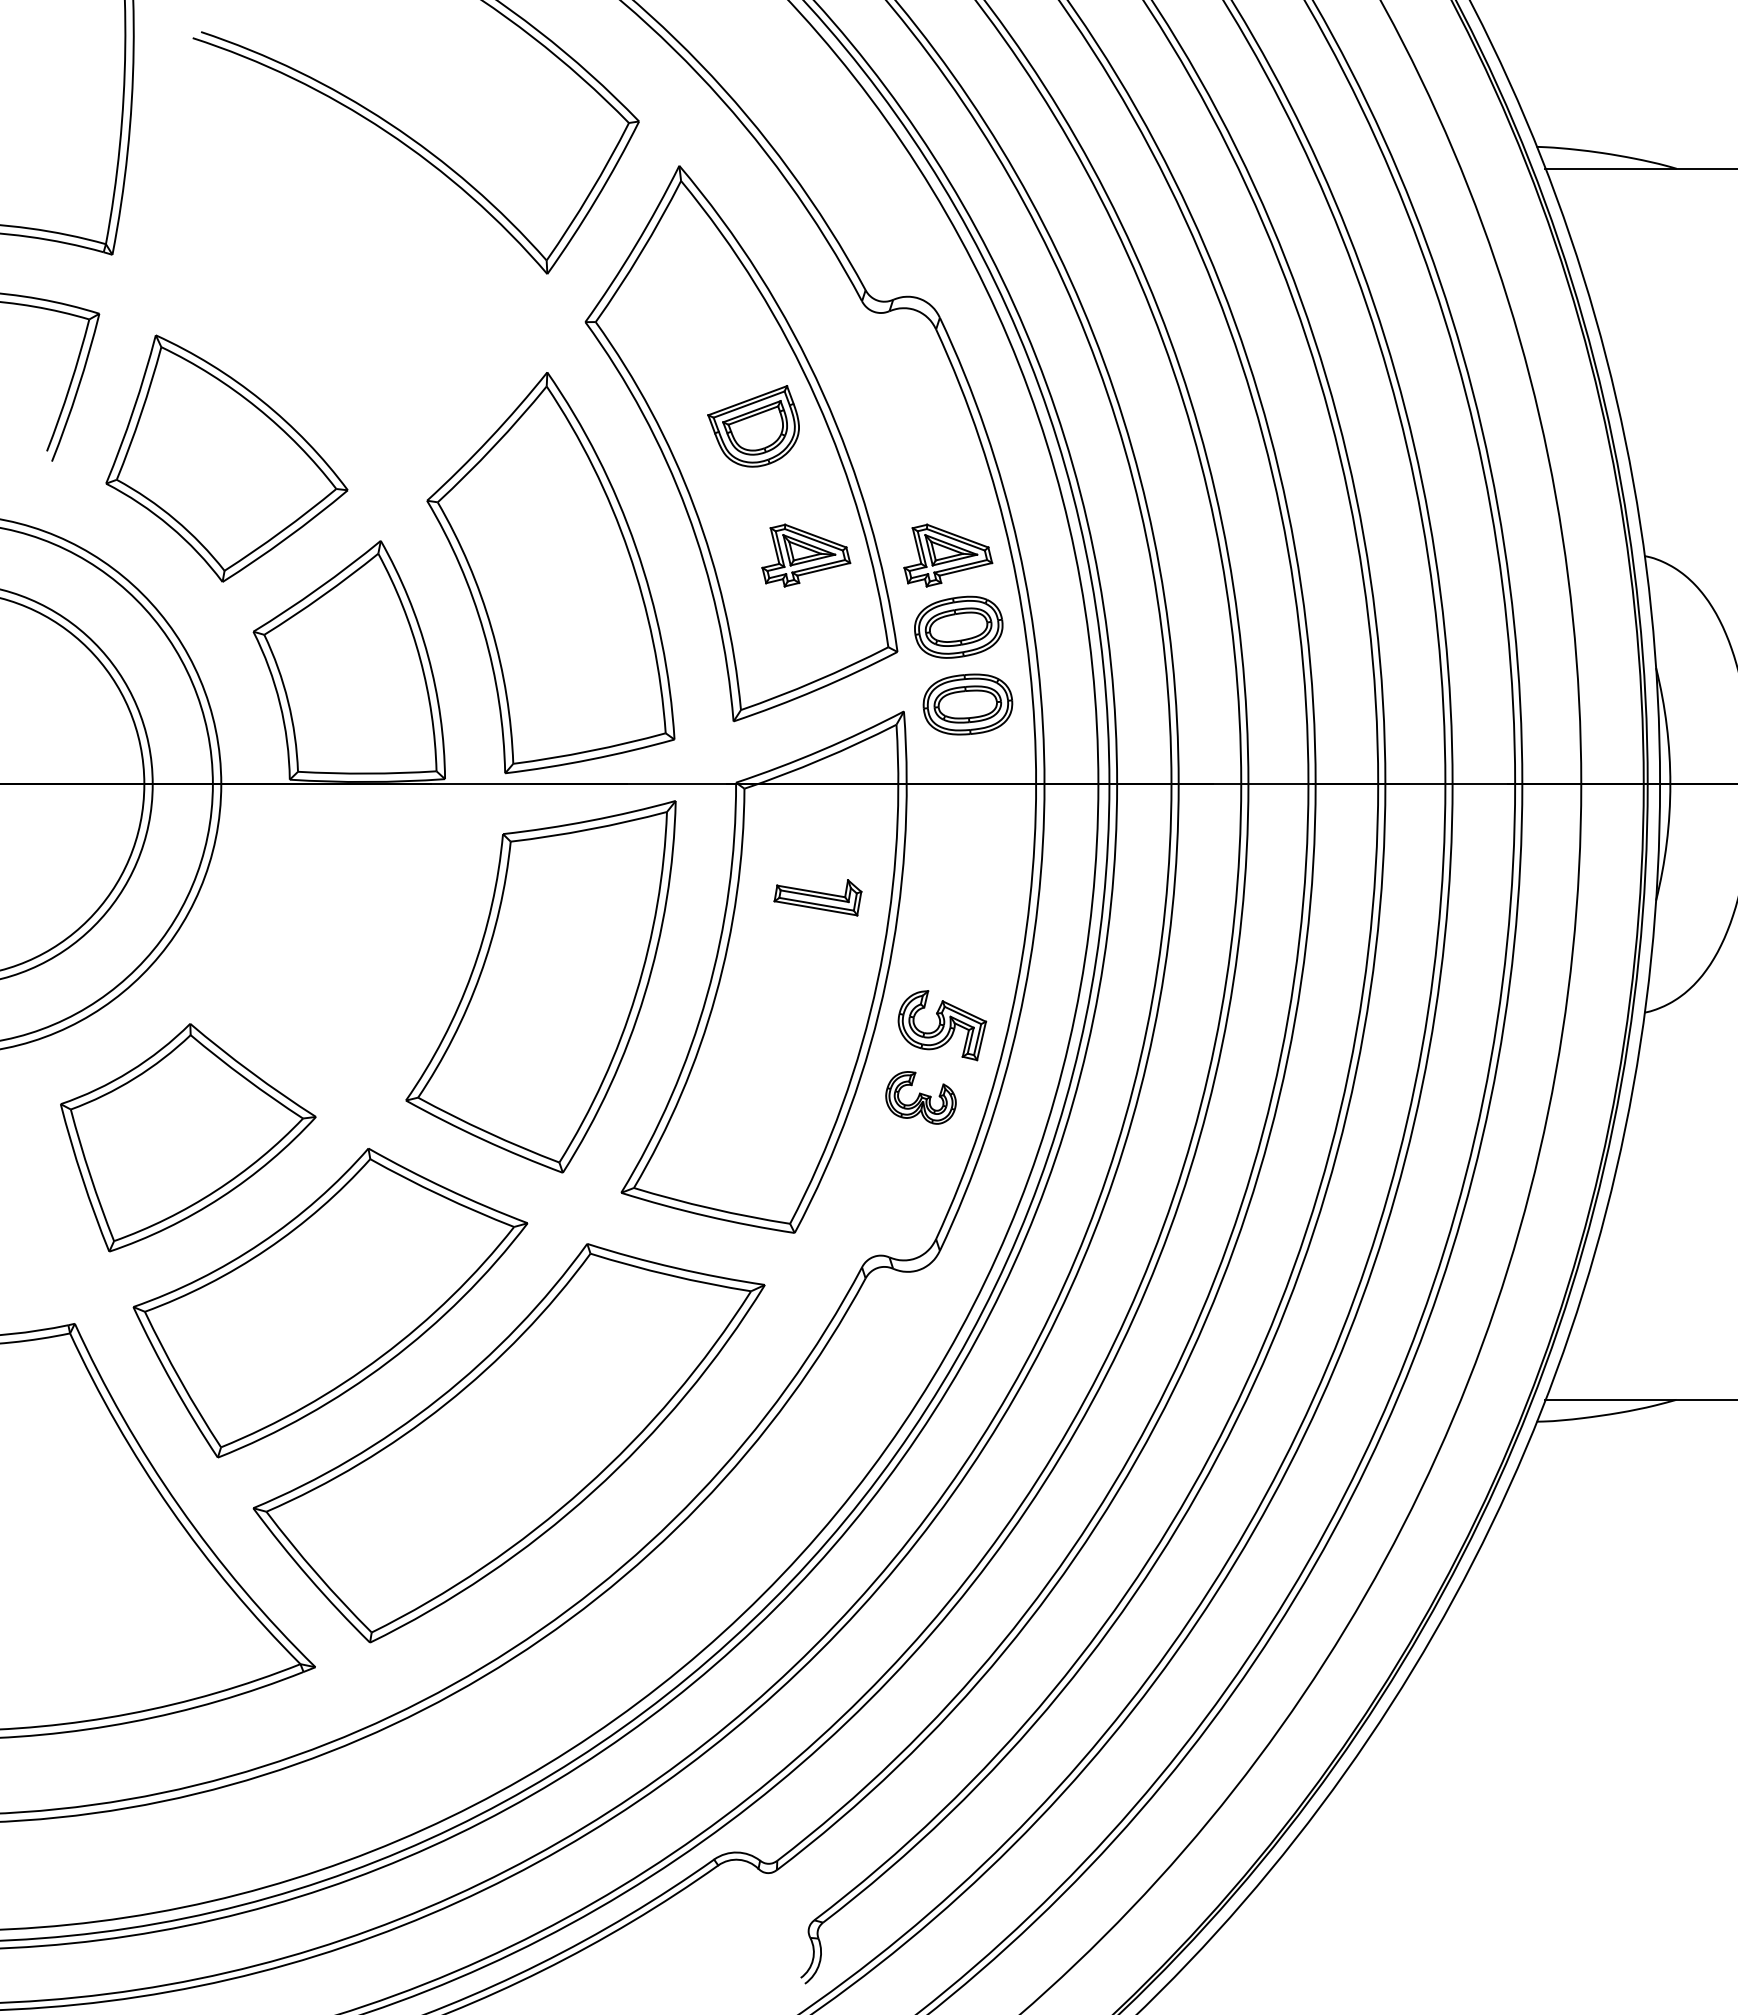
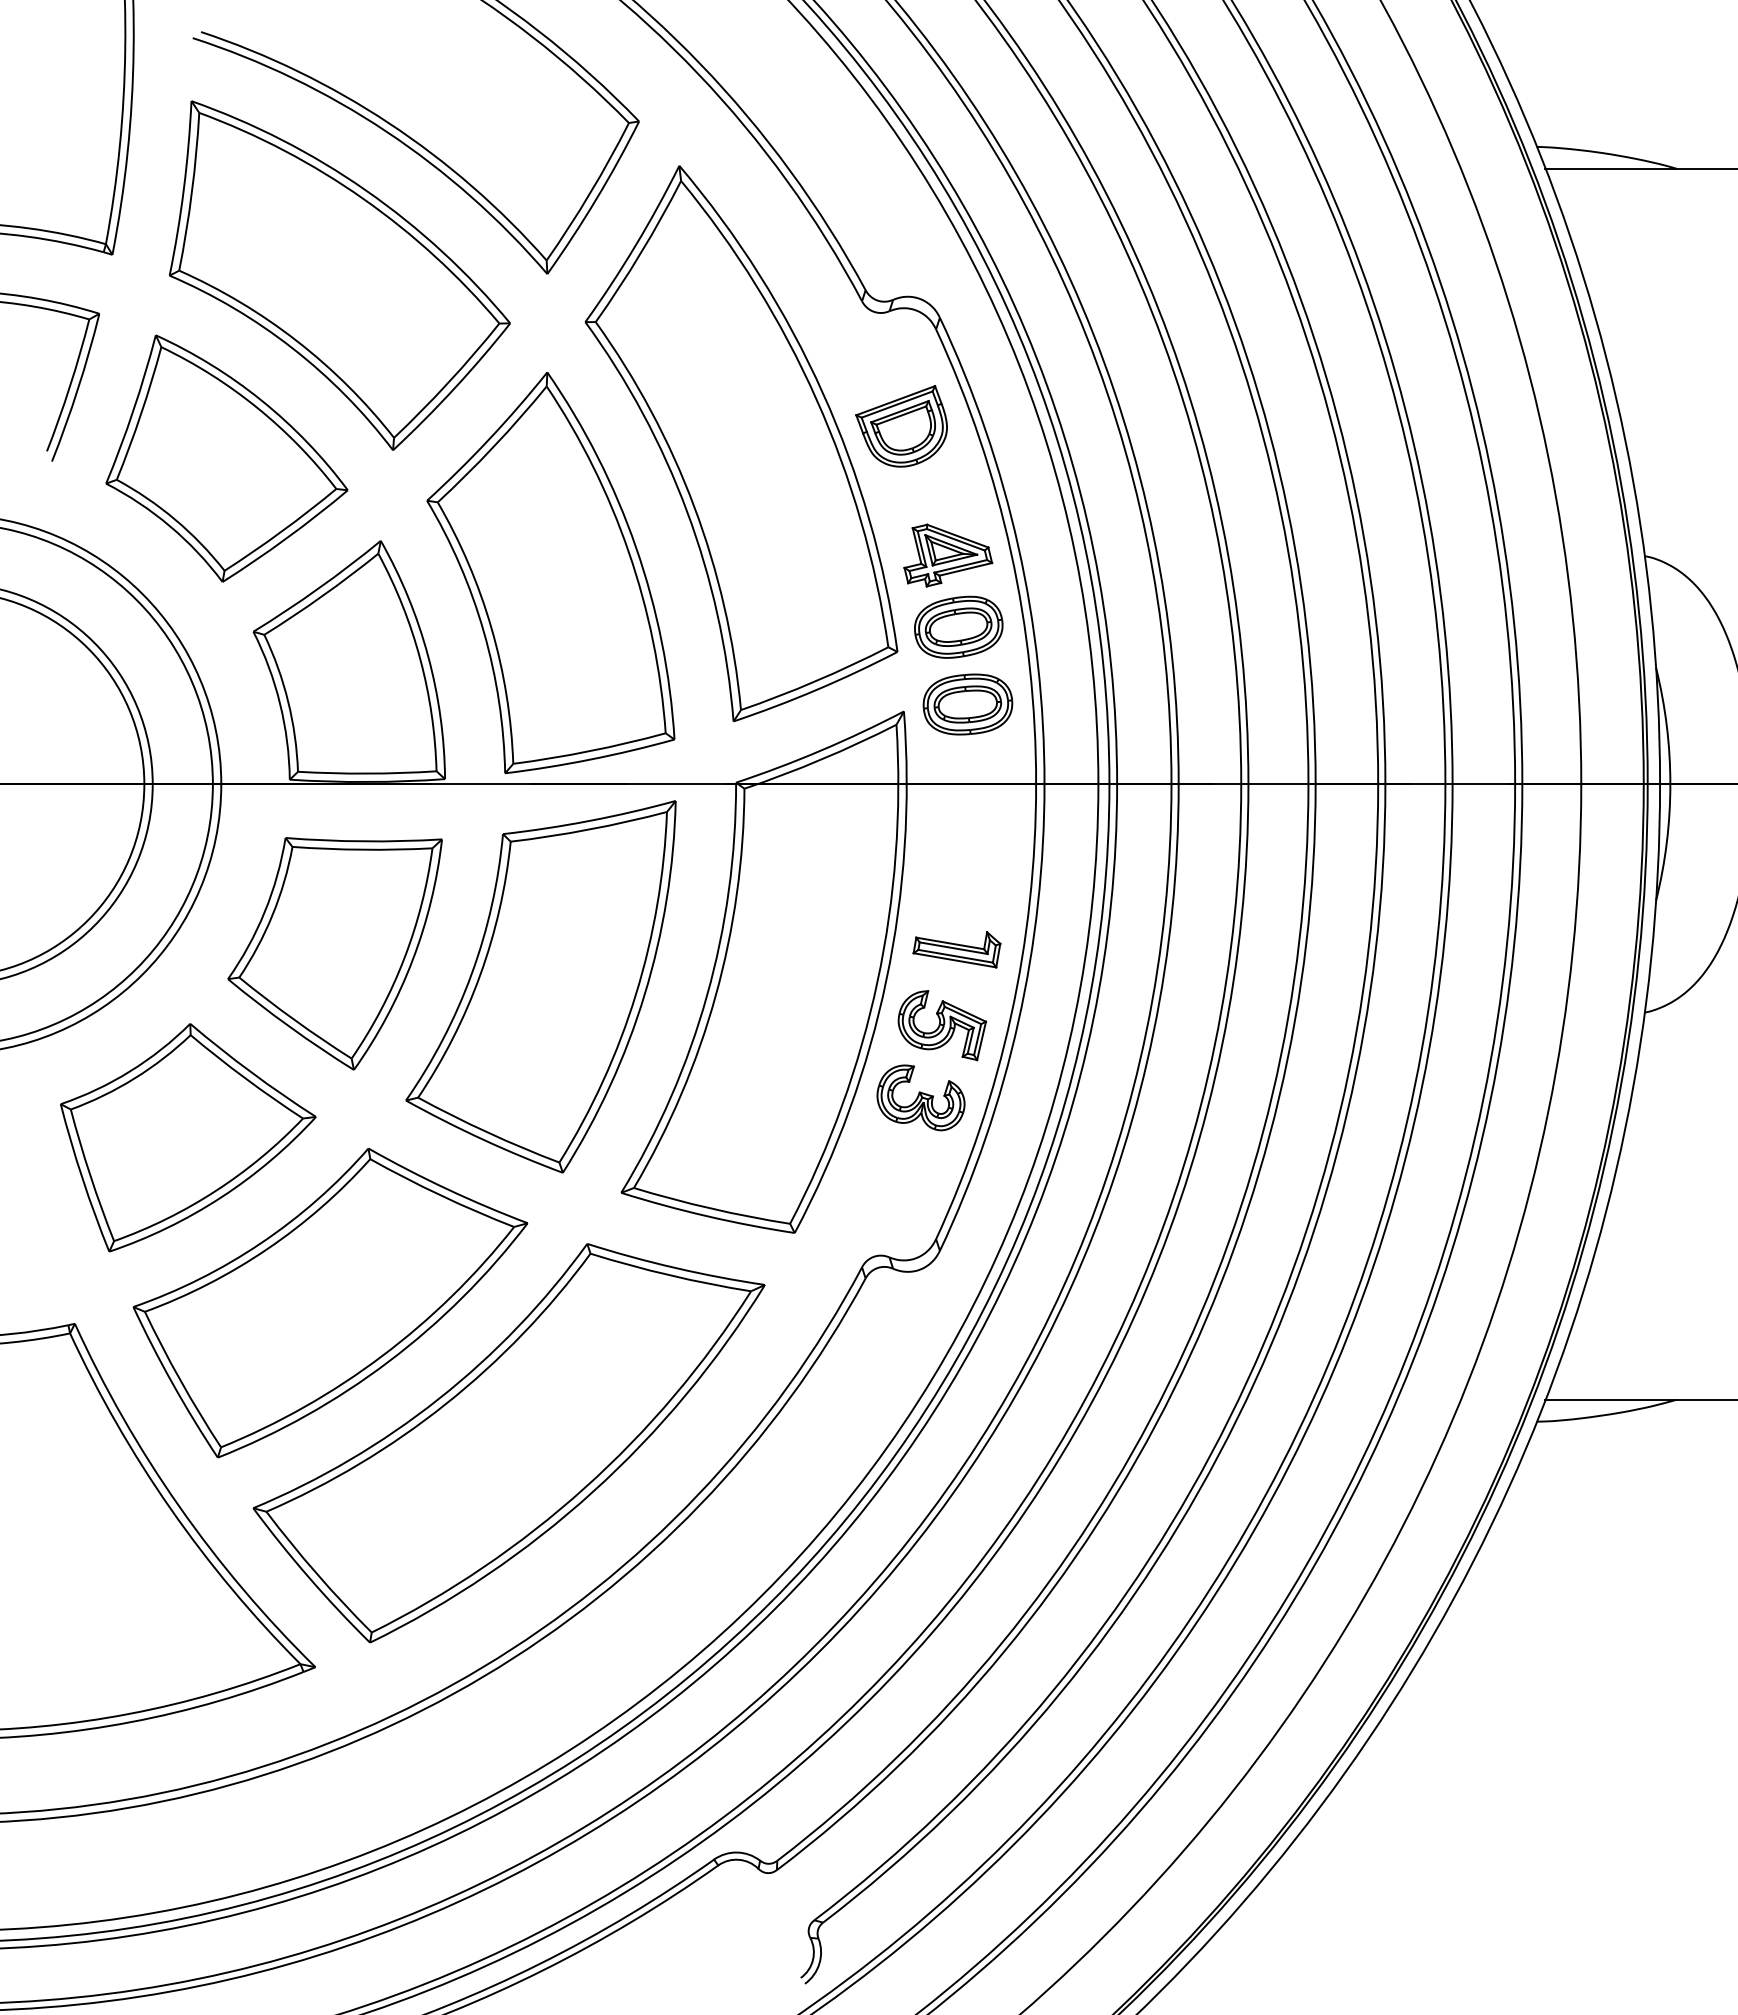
part: none -> present (339, 275)
part position: (753, 426) -> (901, 426) (901, 426)
part: present -> none (806, 555)
part position: (817, 897) -> (956, 949) (956, 949)
part: none -> present (334, 953)
part size: 72x54 px -> 90x68 px (920, 1097)
